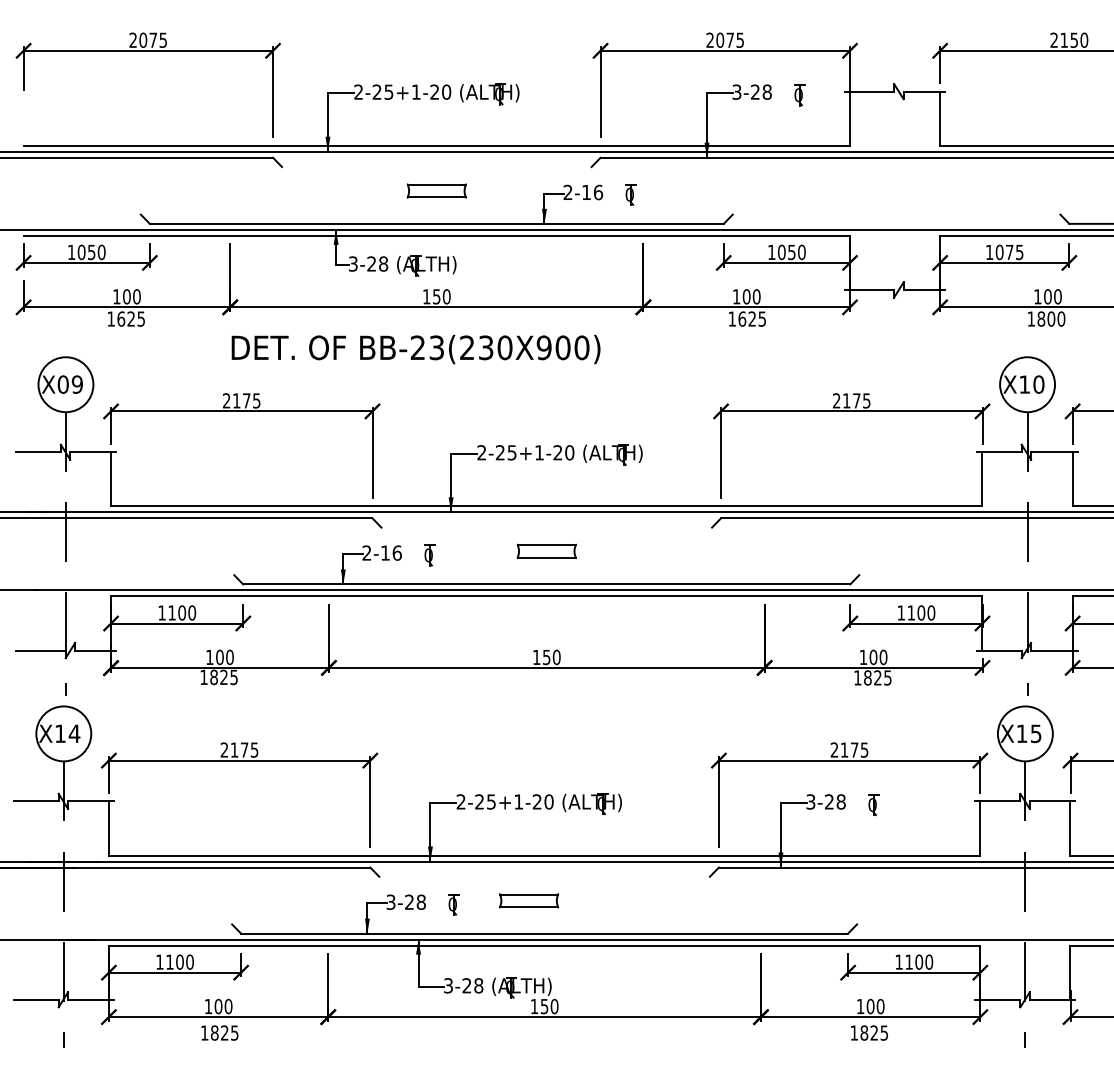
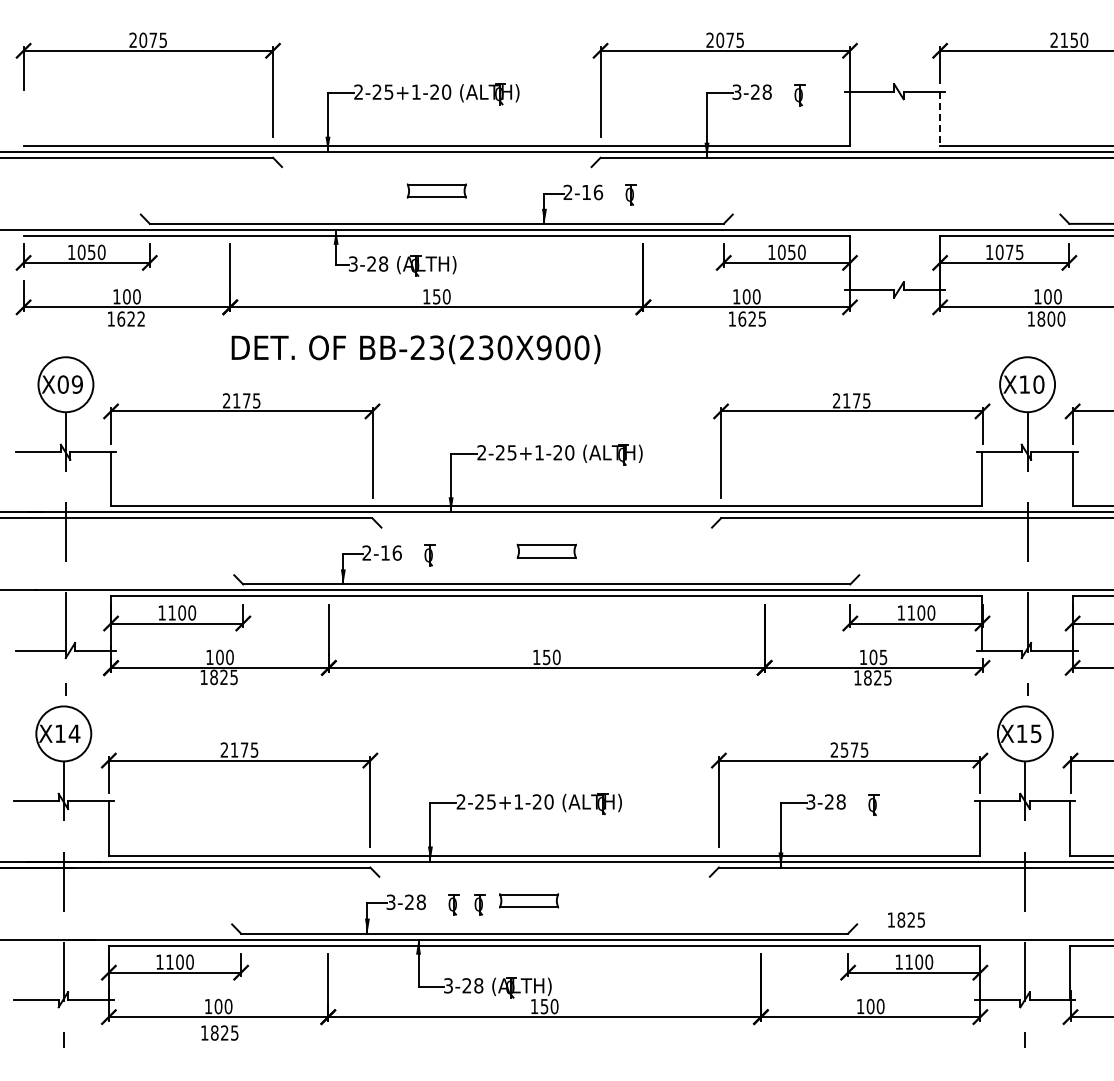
line: solid -> dashed (940, 119)
text: 1625 -> 1622 (140, 318)
text: 100 -> 105 (883, 657)
text: 2175 -> 2575 (844, 749)
part: none -> present (479, 904)
text position: (869, 1032) -> (906, 919) (906, 919)
